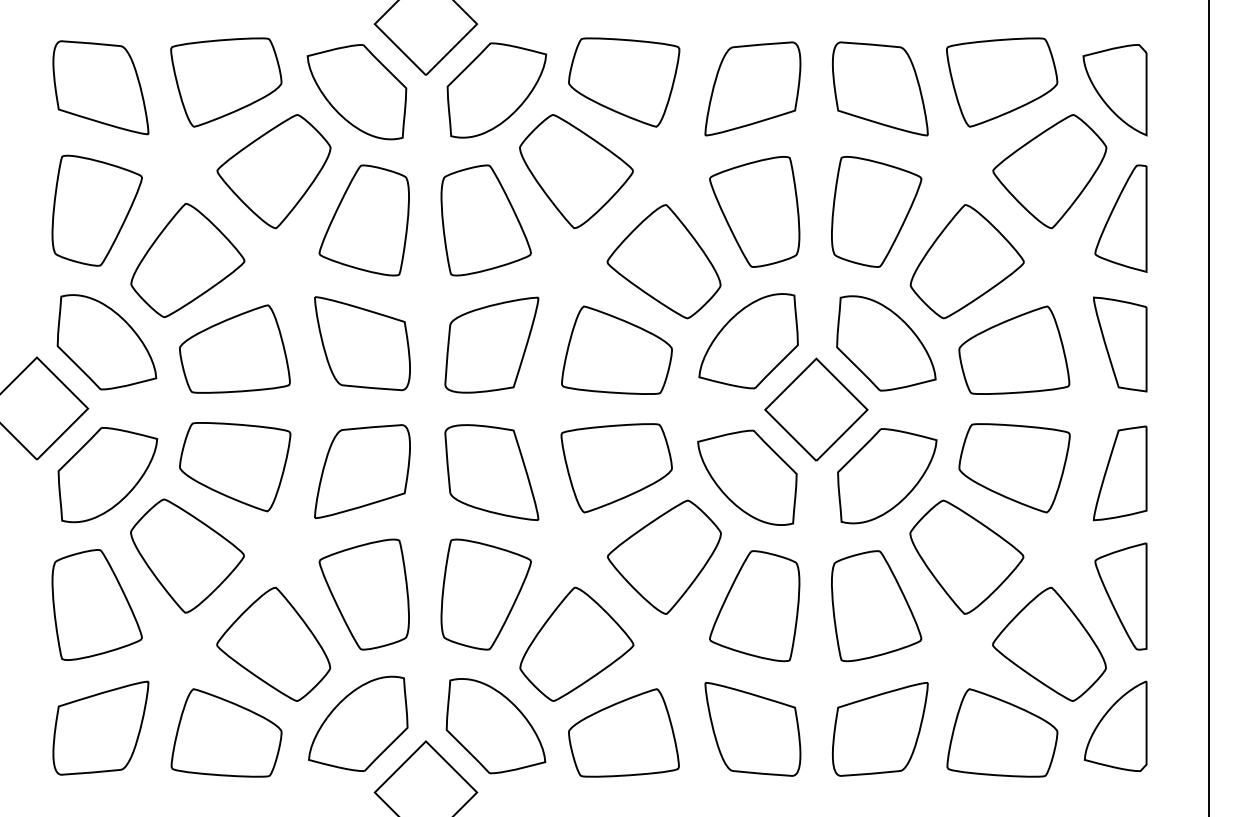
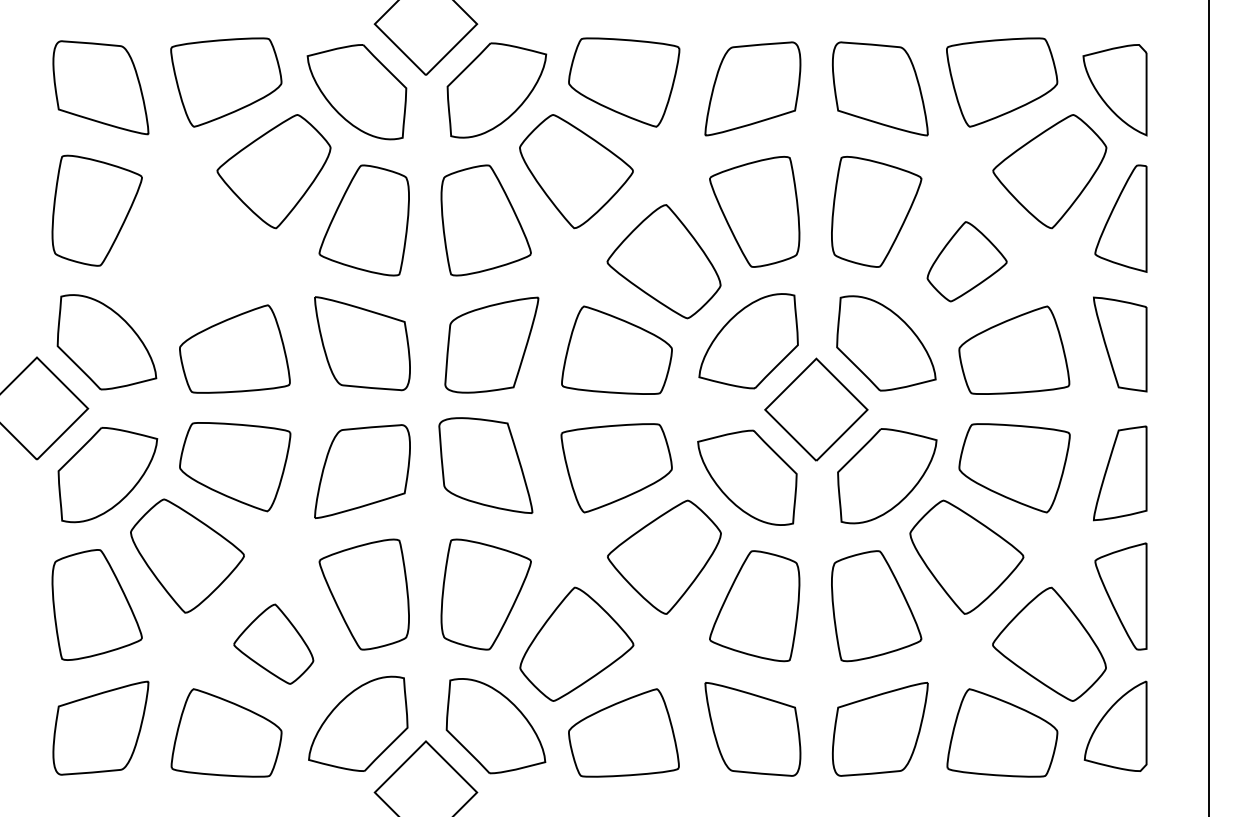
part: present -> none (187, 260)
part size: 116x116 px -> 82x82 px (966, 261)
part position: (491, 472) -> (485, 465) (485, 465)
part size: 116x116 px -> 82x82 px (273, 643)
